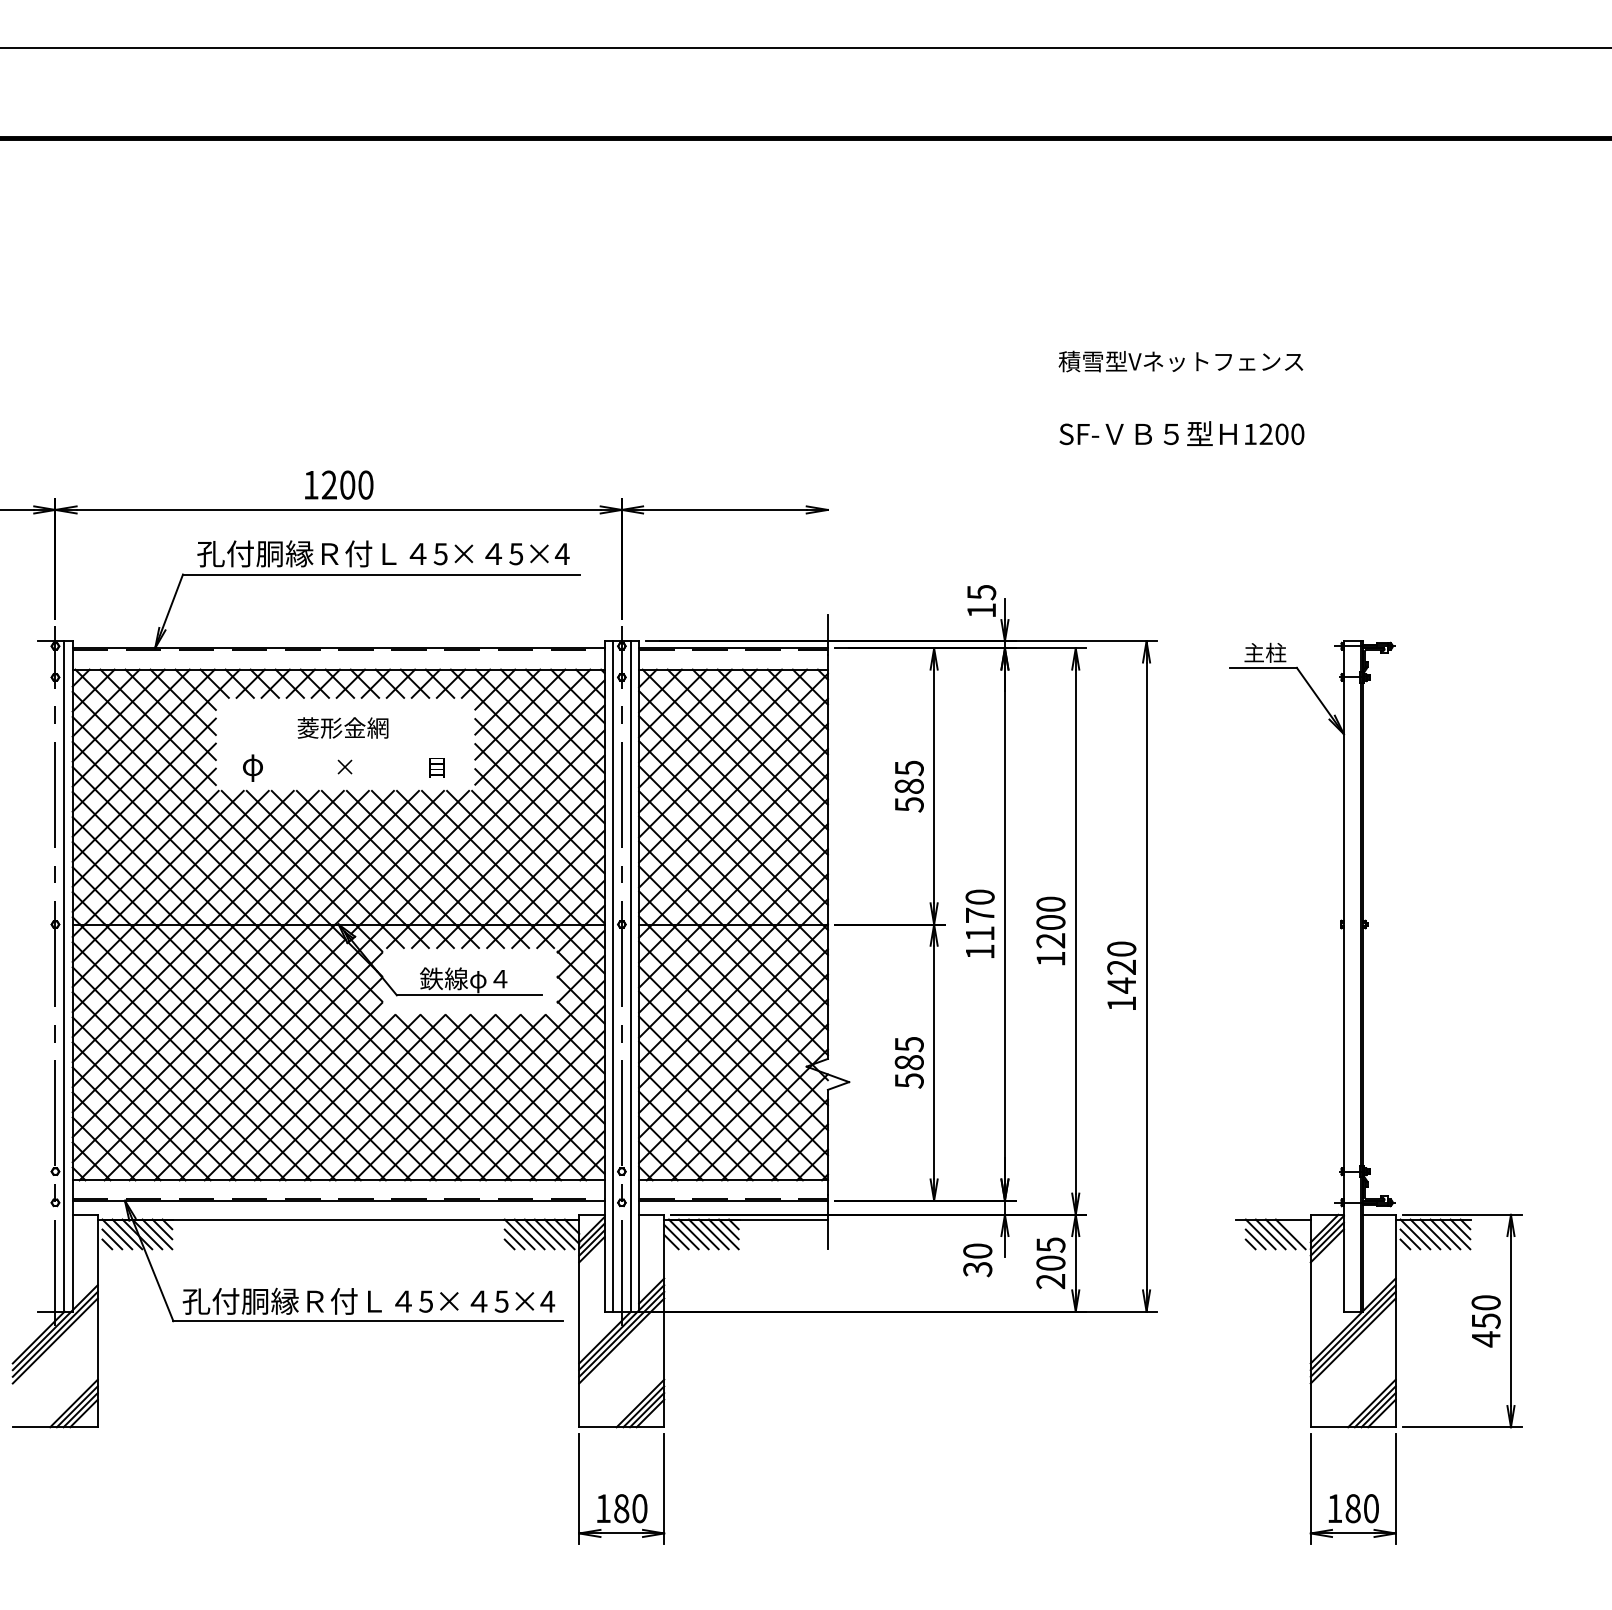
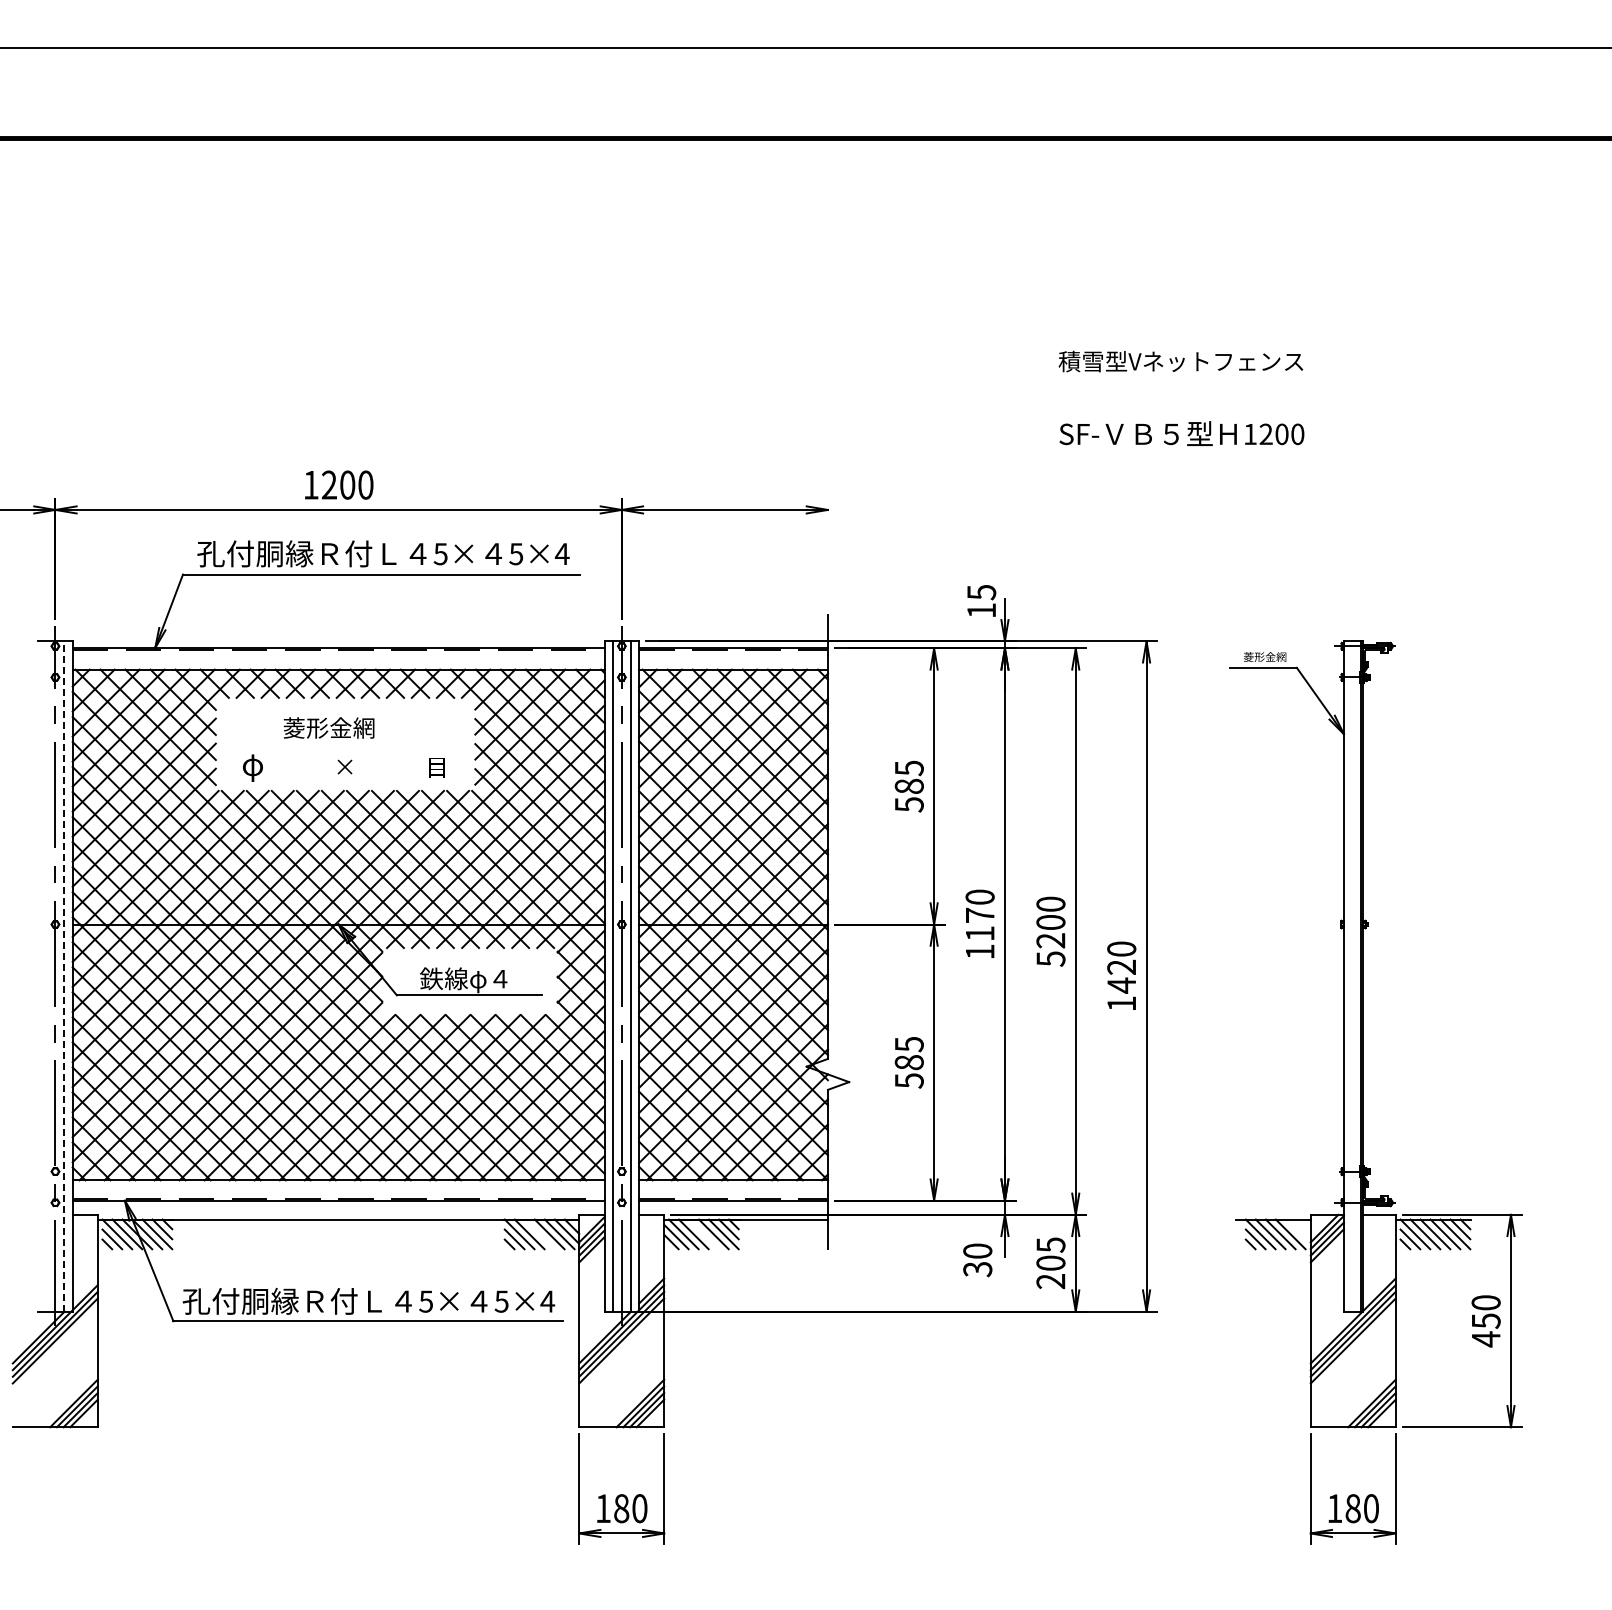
text: 主柱 -> 菱形金網 (1265, 652)
text position: (342, 727) -> (328, 727) (328, 727)
text: 1200 -> 5200 (1050, 958)
line: solid -> dashed (64, 975)
line: present -> none (539, 1234)
line: present -> none (703, 1234)
